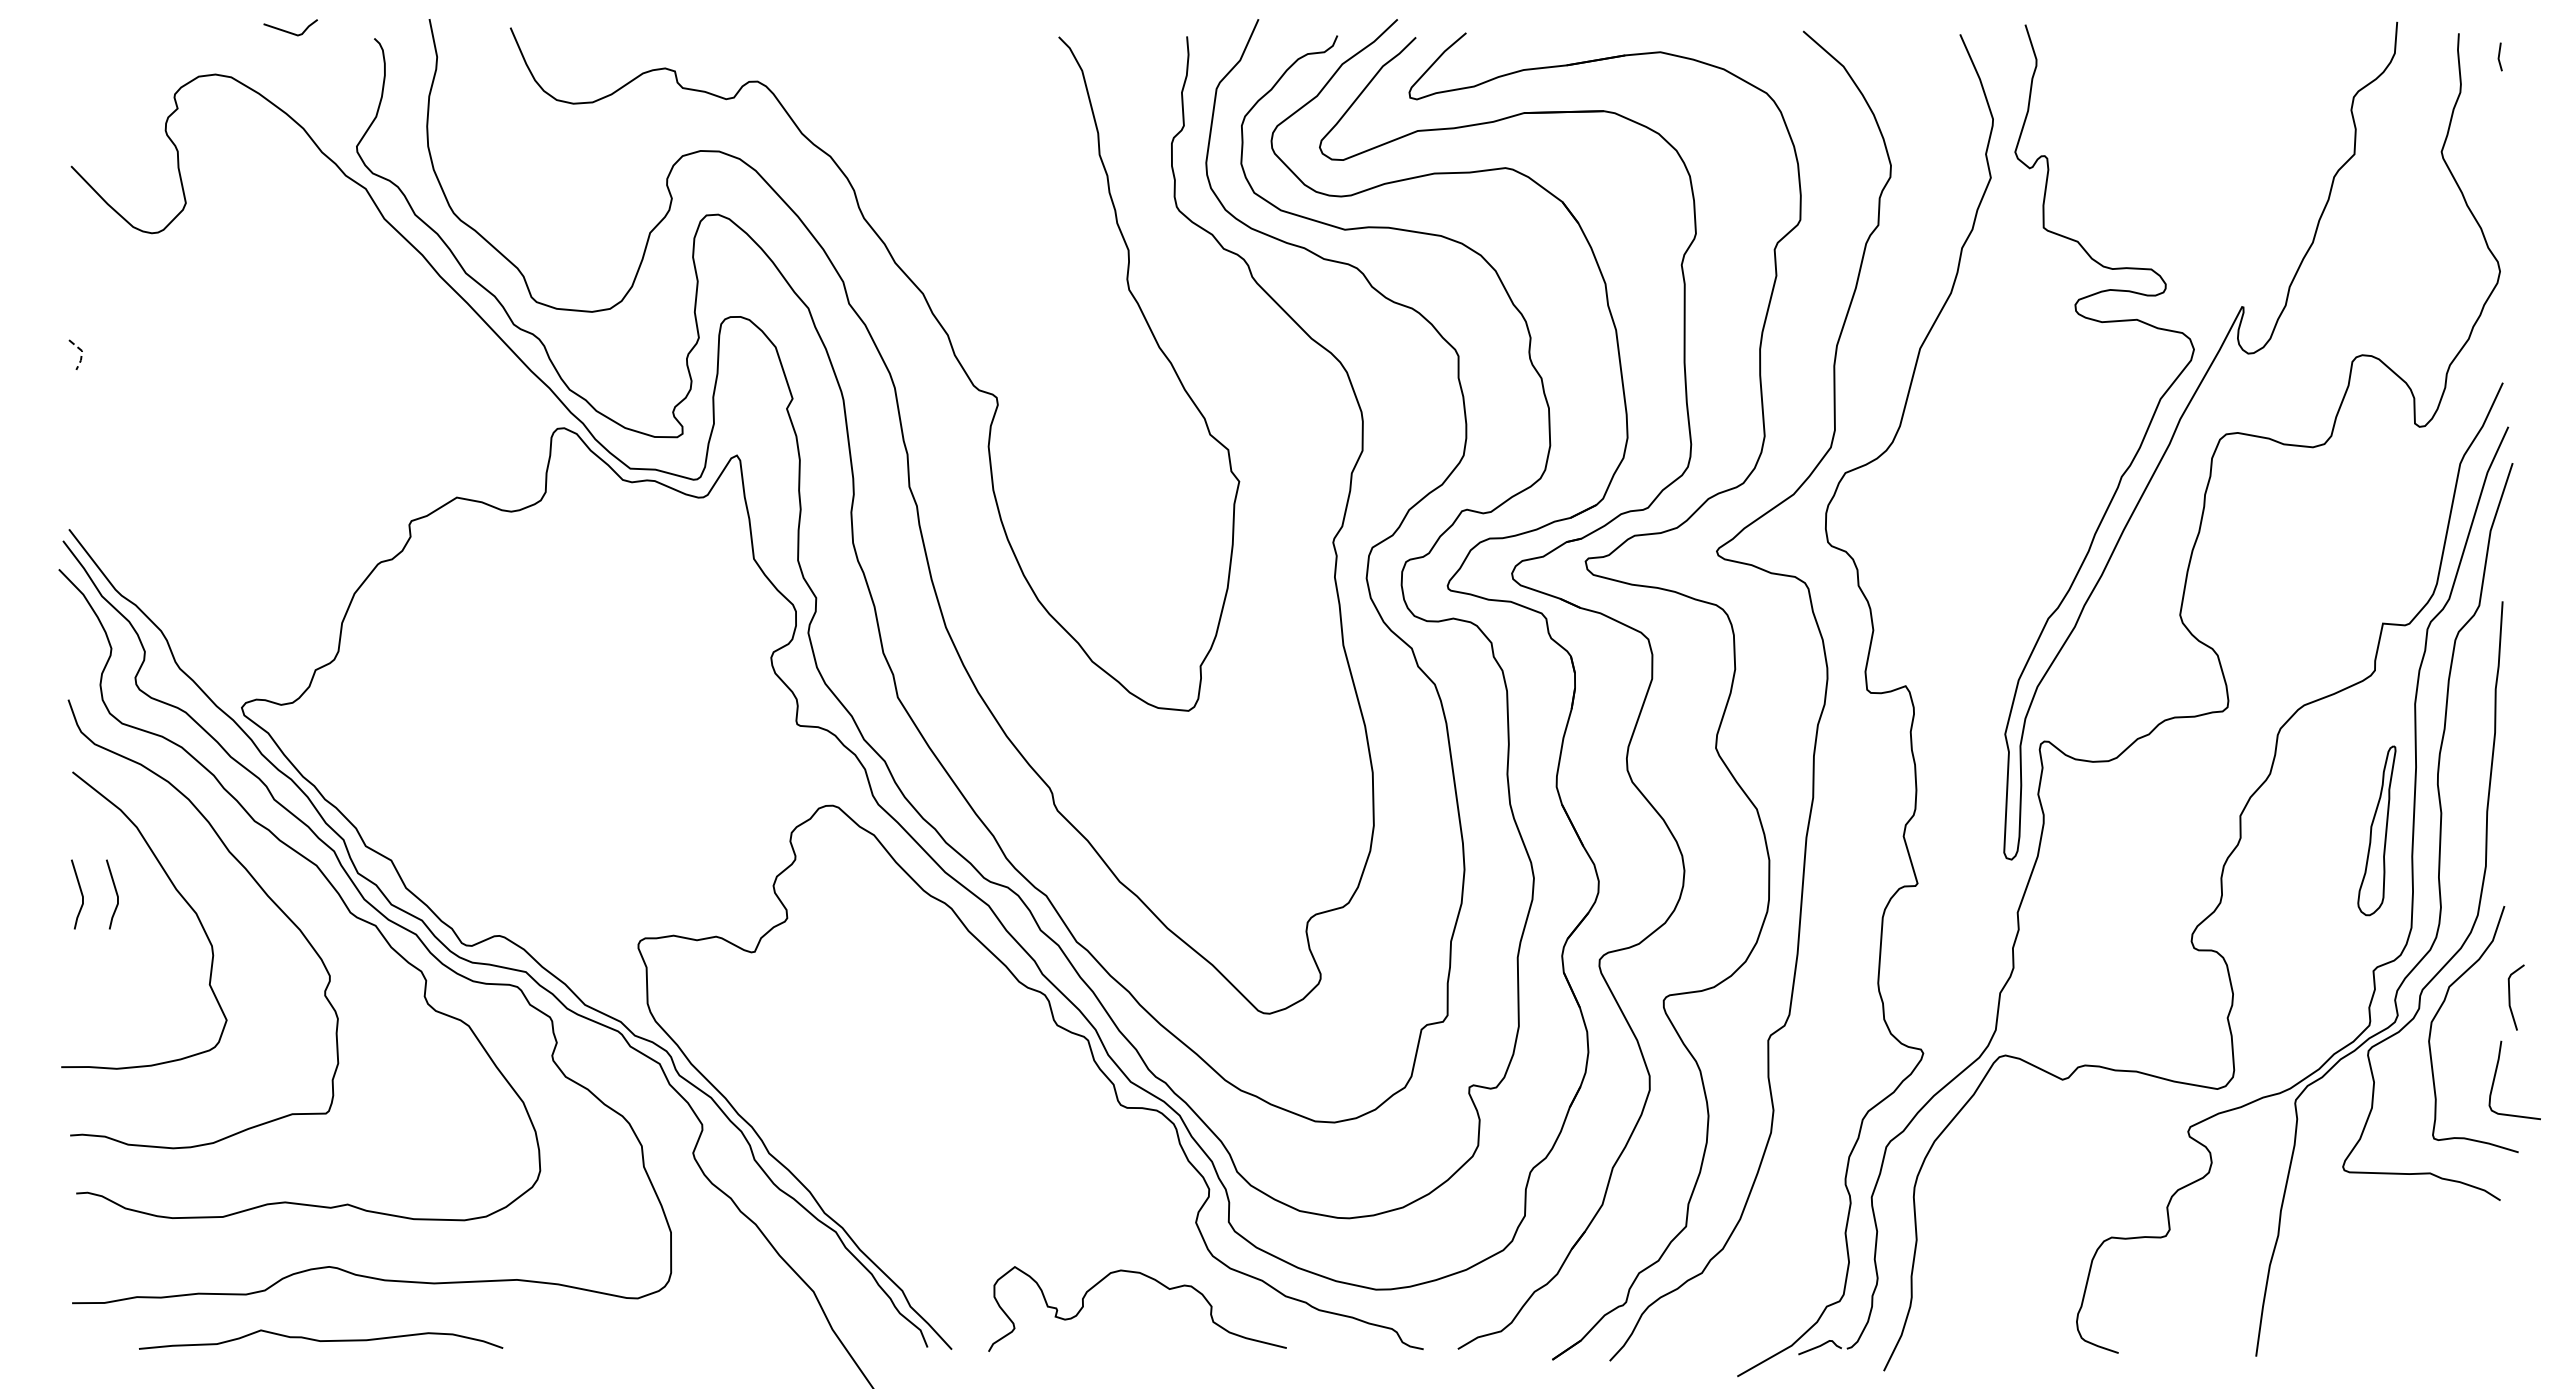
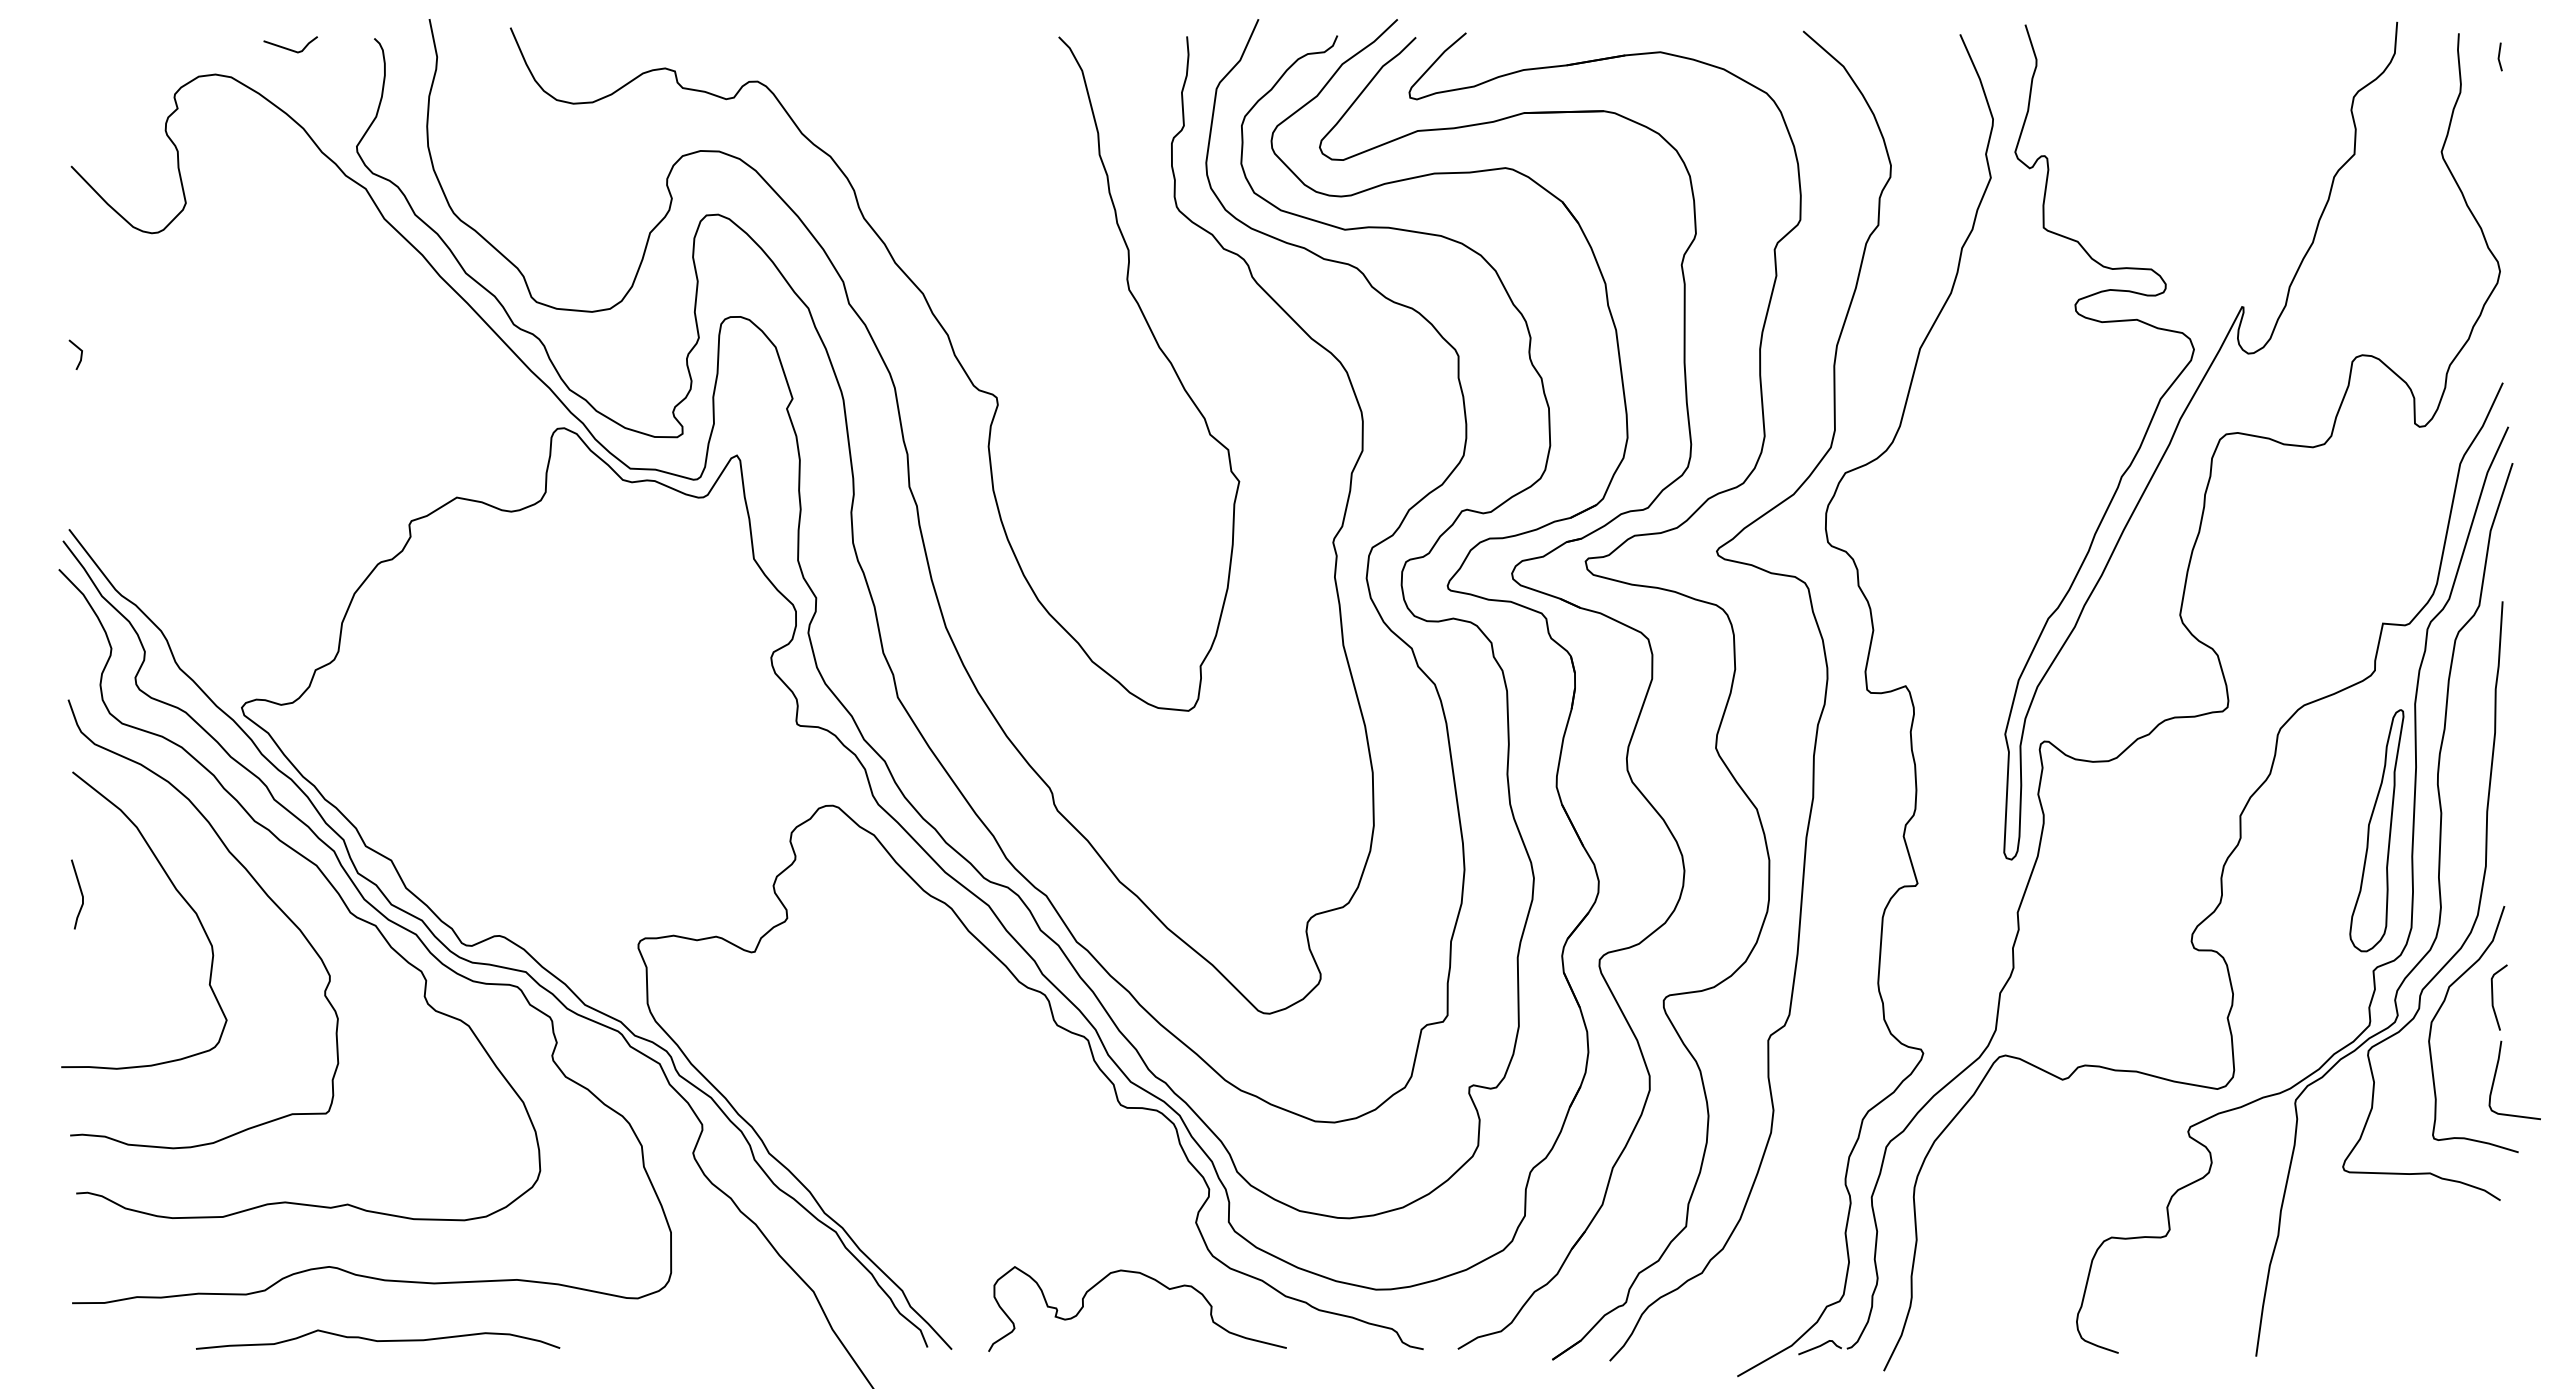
line position: (289, 31) -> (289, 48) (289, 48)
line: dashed -> solid (81, 352)
part size: 40x172 px -> 56x244 px (2376, 830)
line: present -> none (115, 892)
line position: (2510, 997) -> (2493, 997) (2493, 997)
curve position: (321, 1340) -> (378, 1340) (378, 1340)
